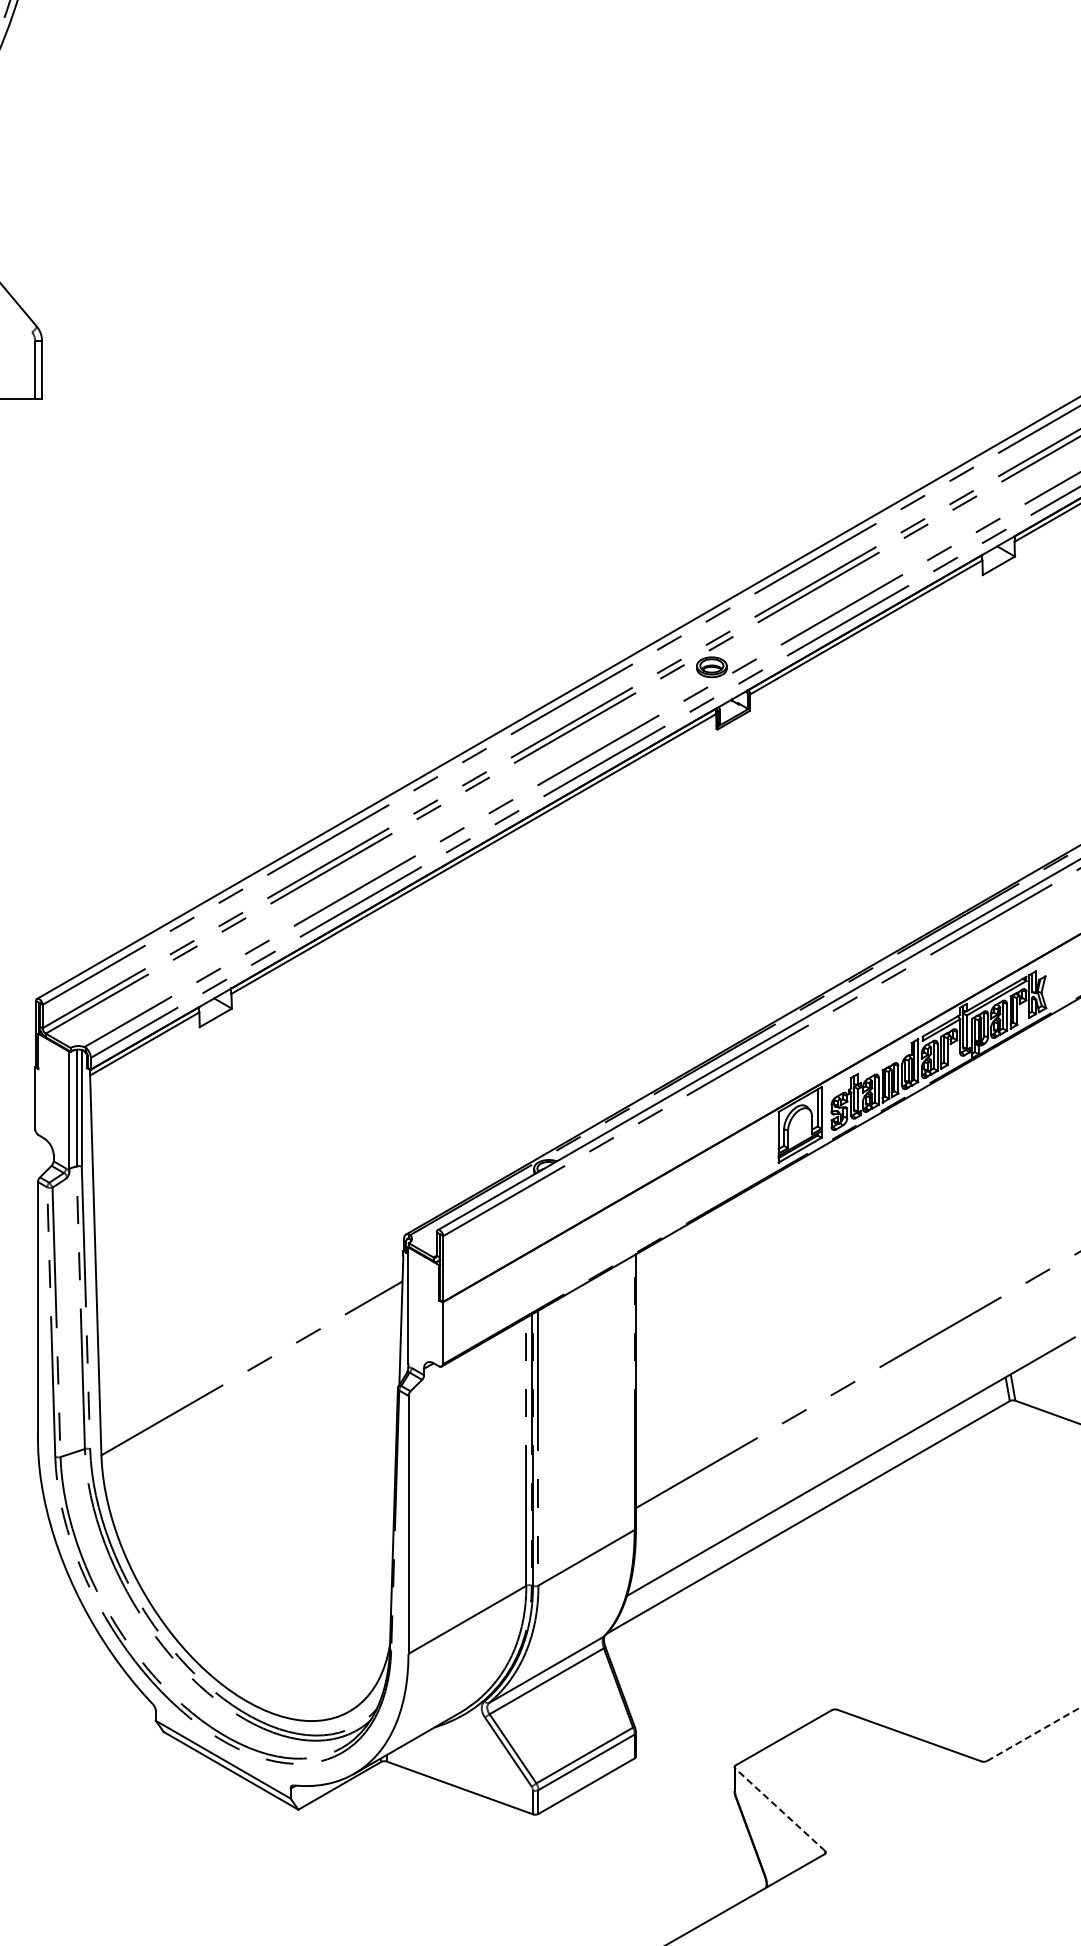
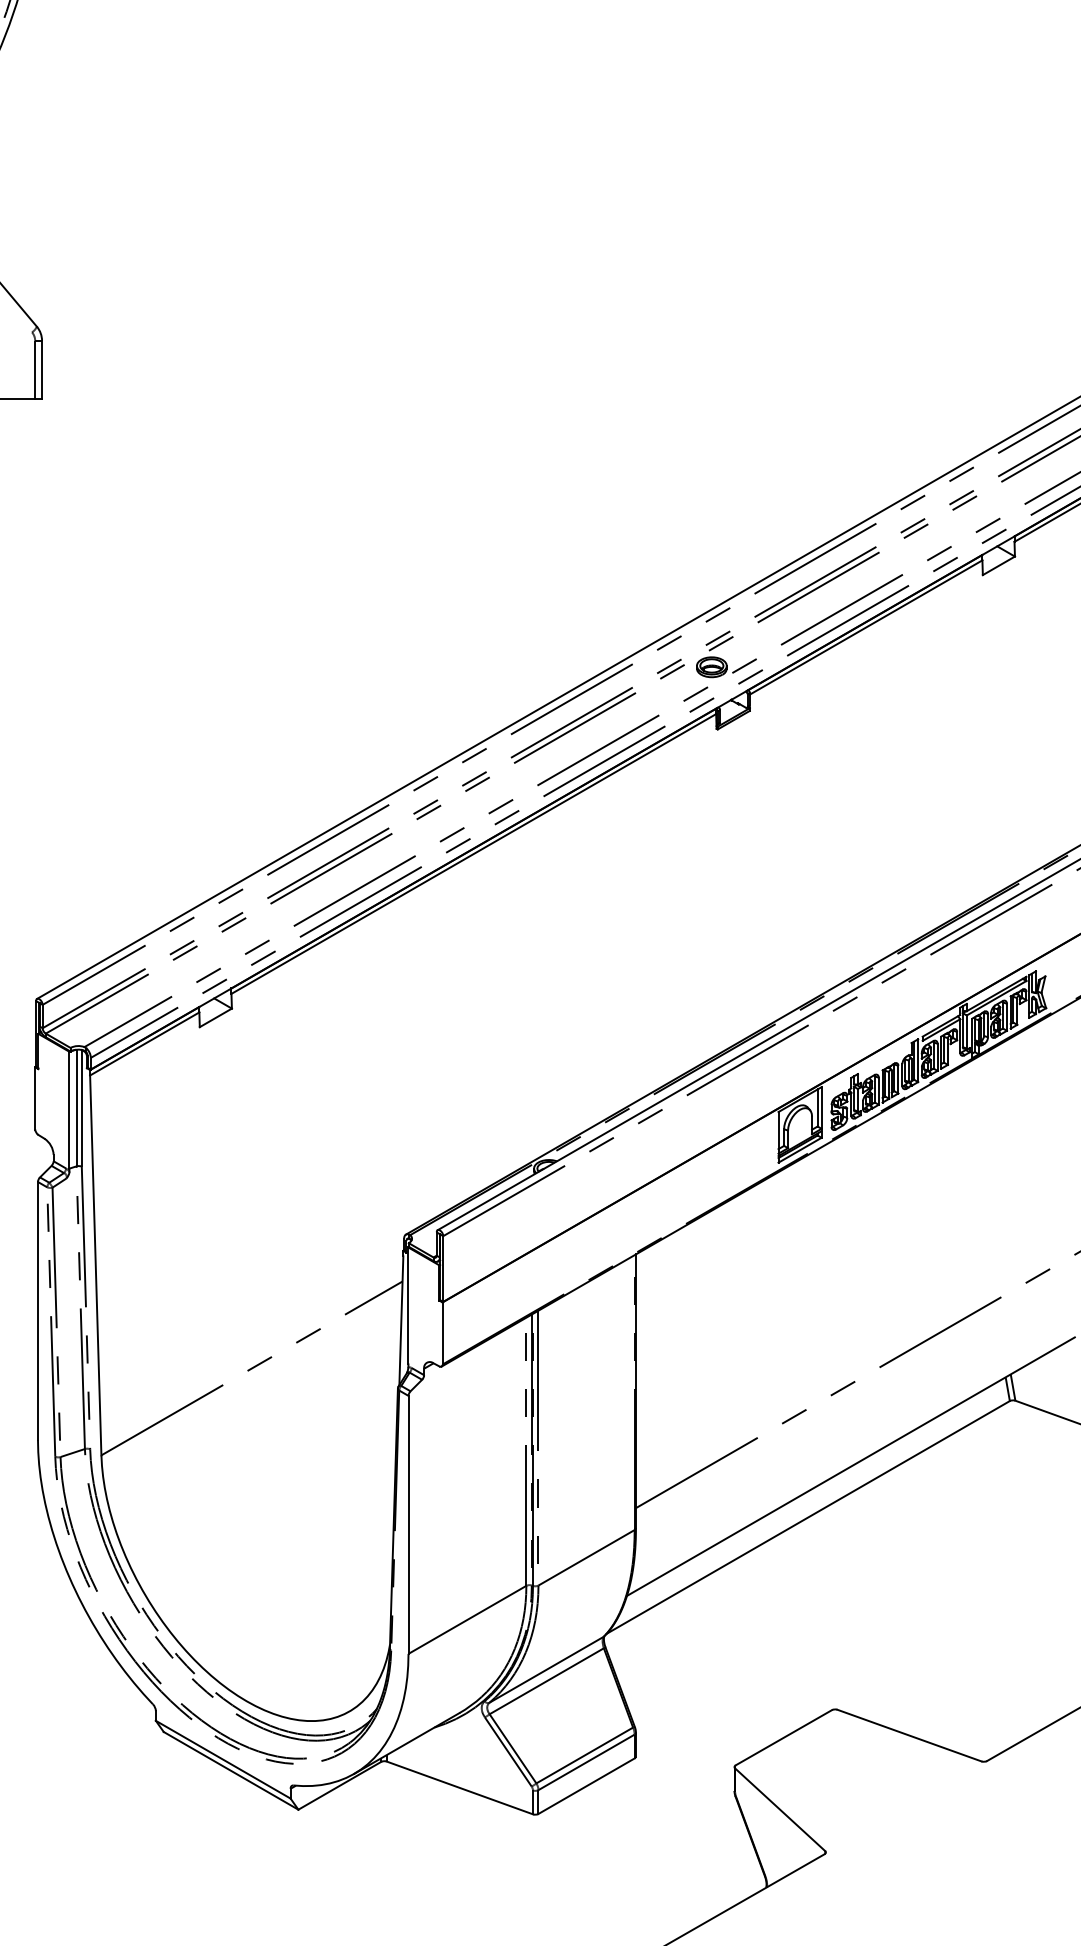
line: dashed -> solid (1033, 1734)
line: dashed -> solid (779, 1809)
